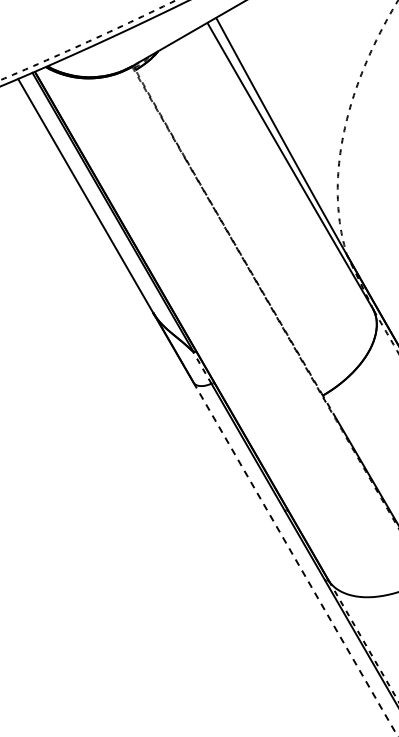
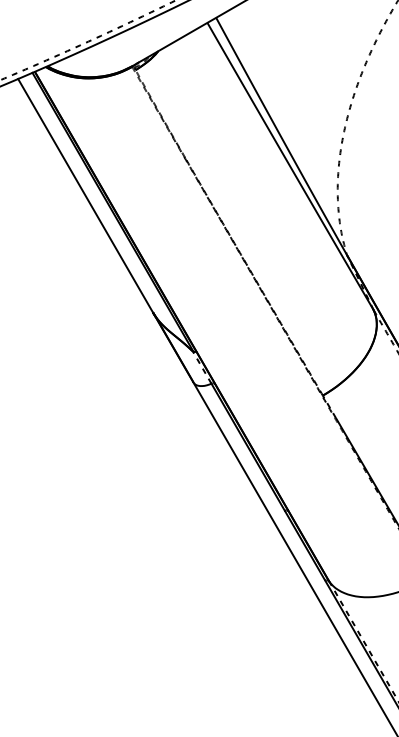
line: dashed -> solid (295, 559)
